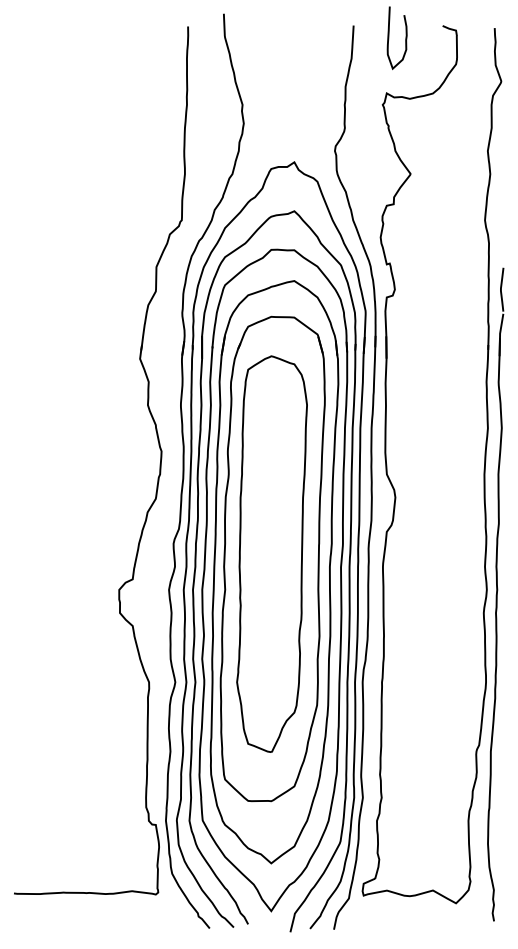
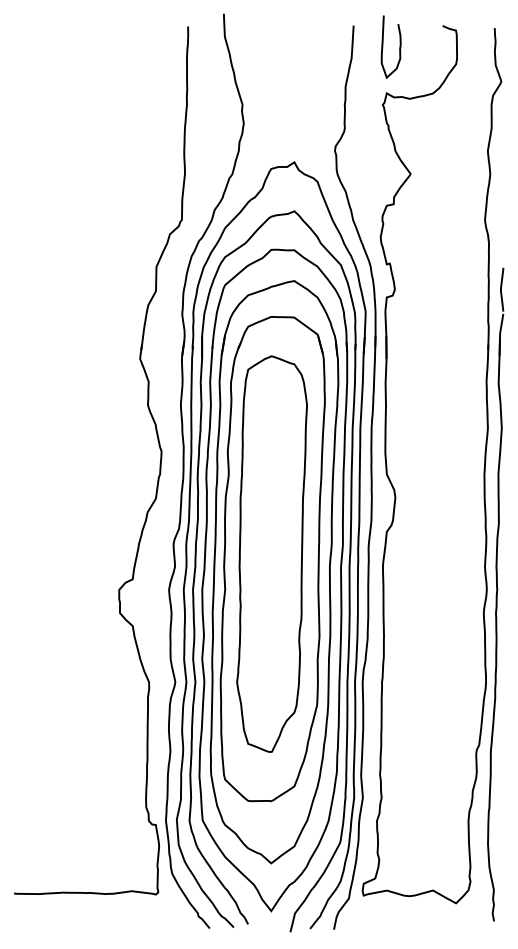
curve position: (389, 37) -> (383, 46) (383, 46)
